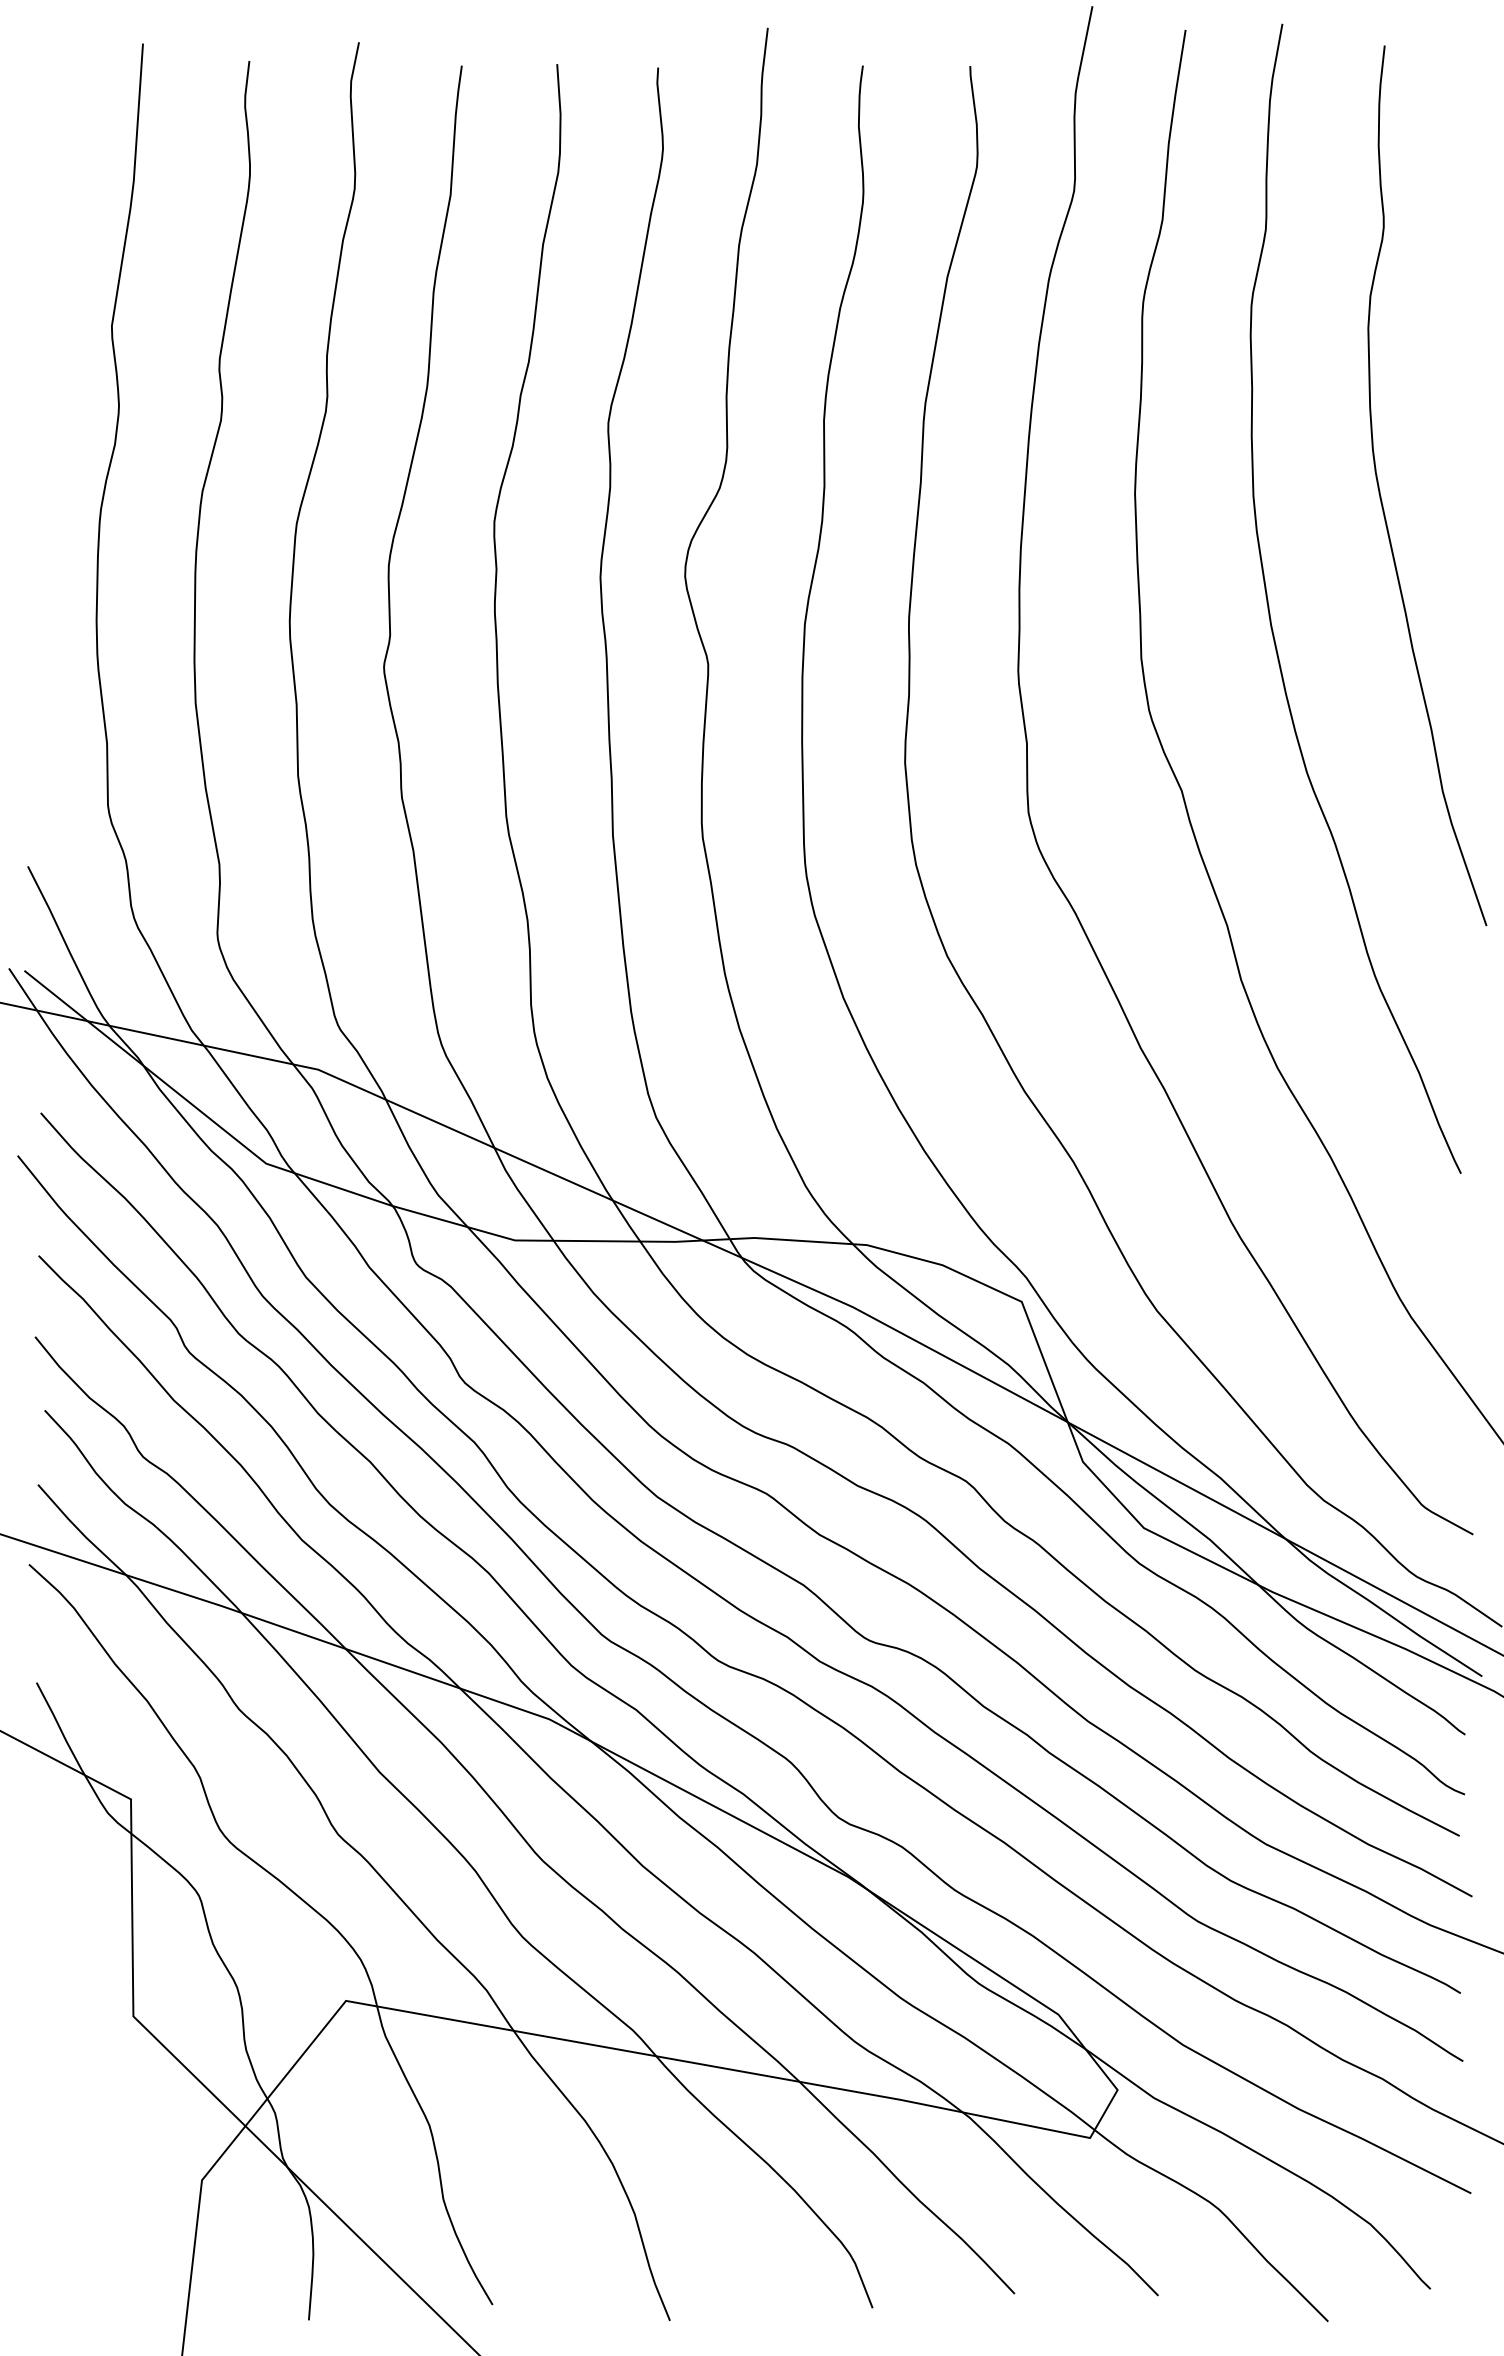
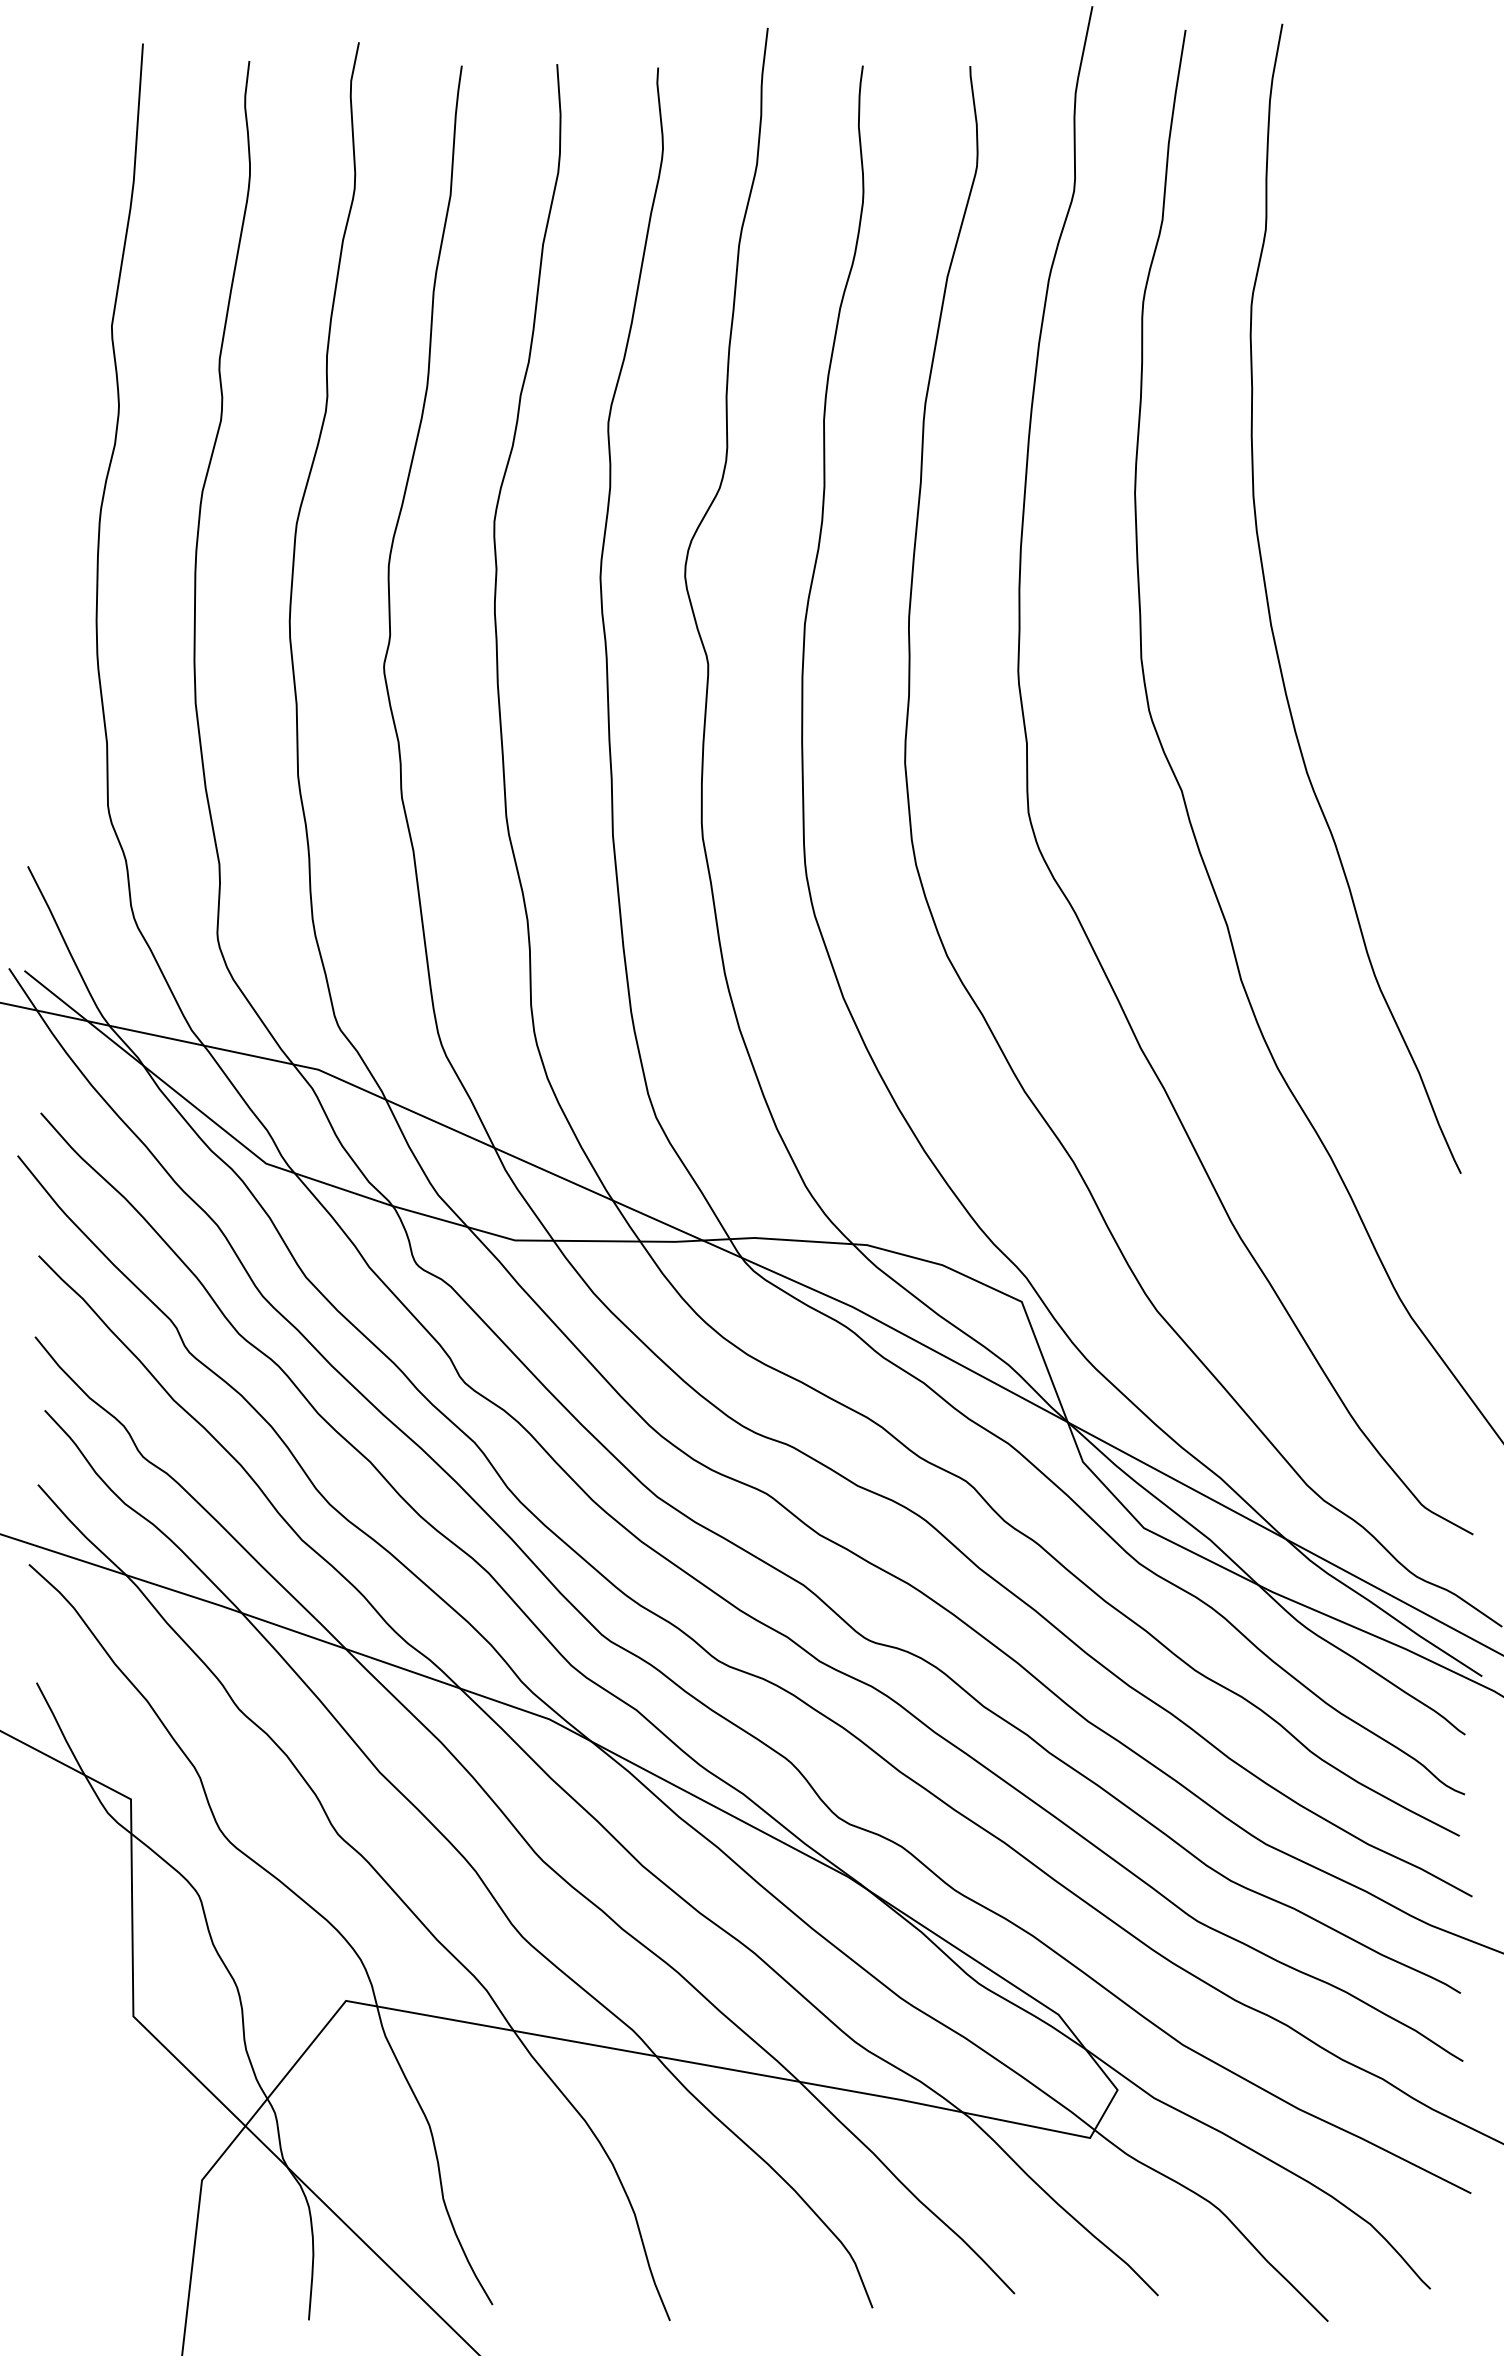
curve: present -> none (1380, 490)
